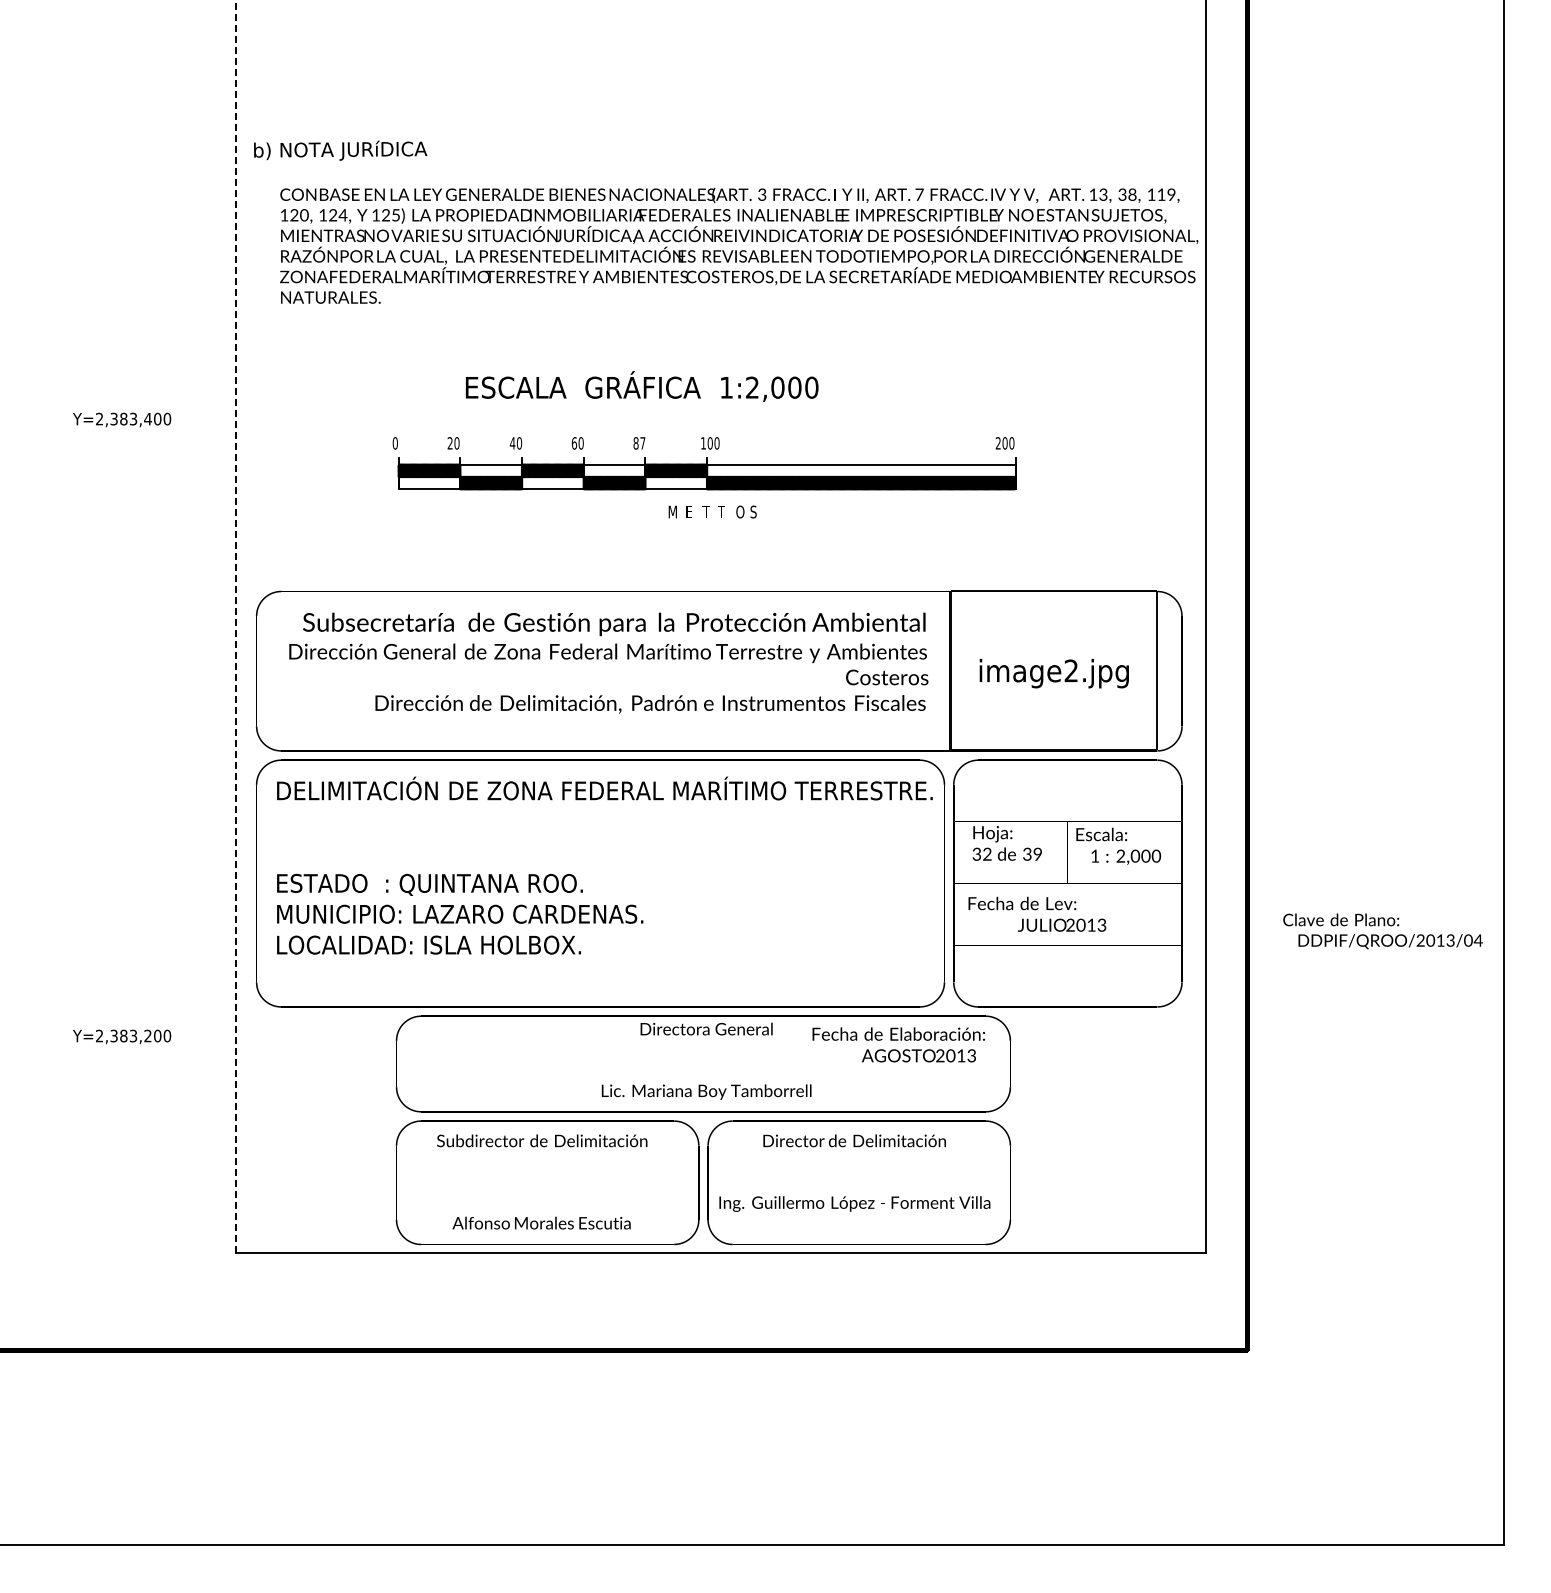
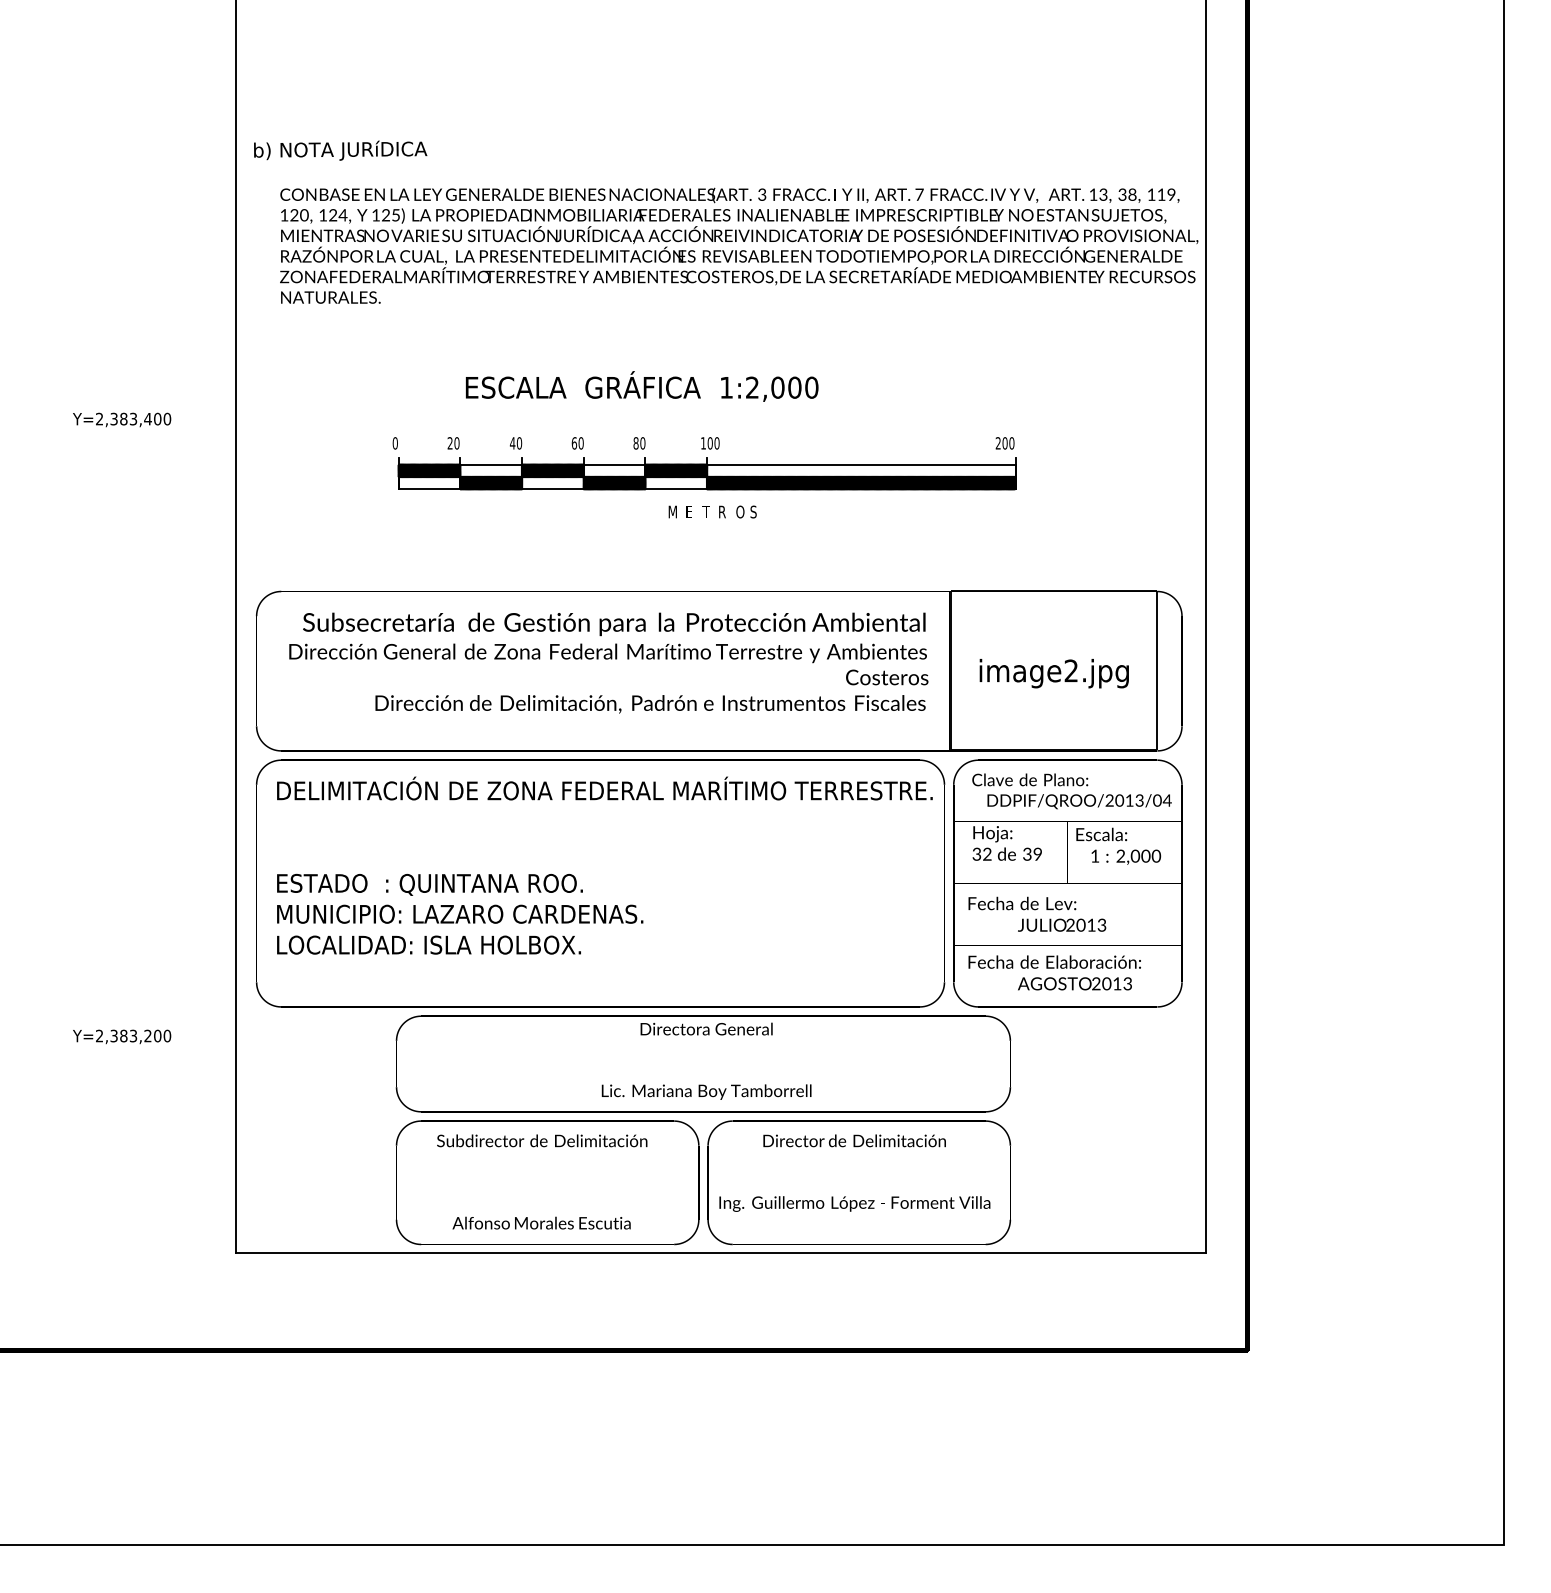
text: 87 -> 80 (642, 443)
text: T -> R (721, 511)
line: dashed -> solid (236, 626)
text position: (1382, 931) -> (1071, 791) (1071, 791)
text position: (898, 1044) -> (1054, 972) (1054, 972)
